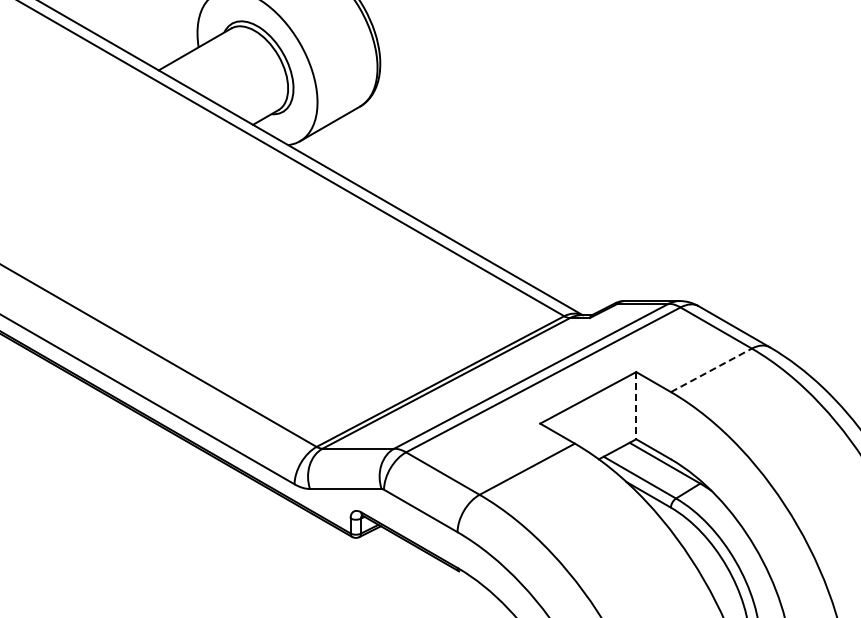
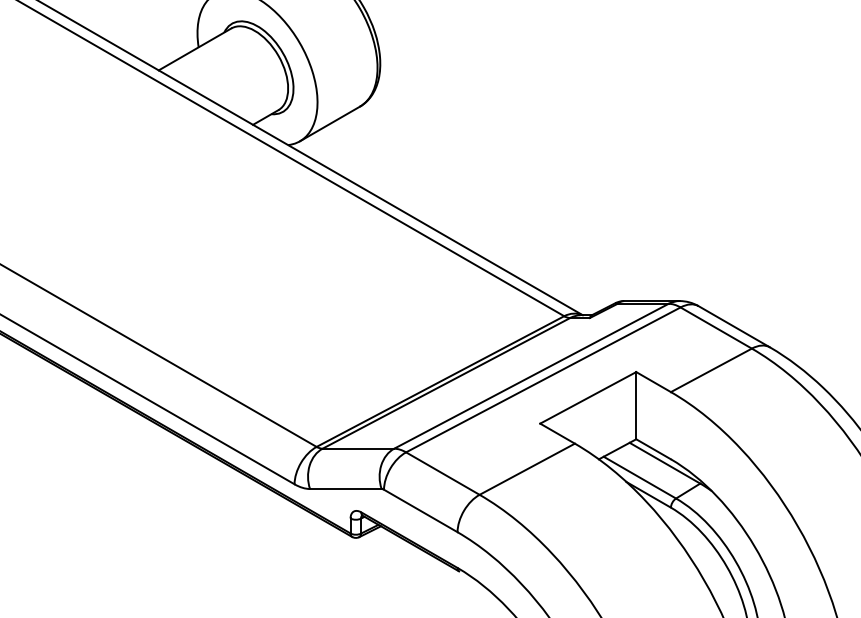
line: dashed -> solid (711, 370)
line: dashed -> solid (636, 405)
